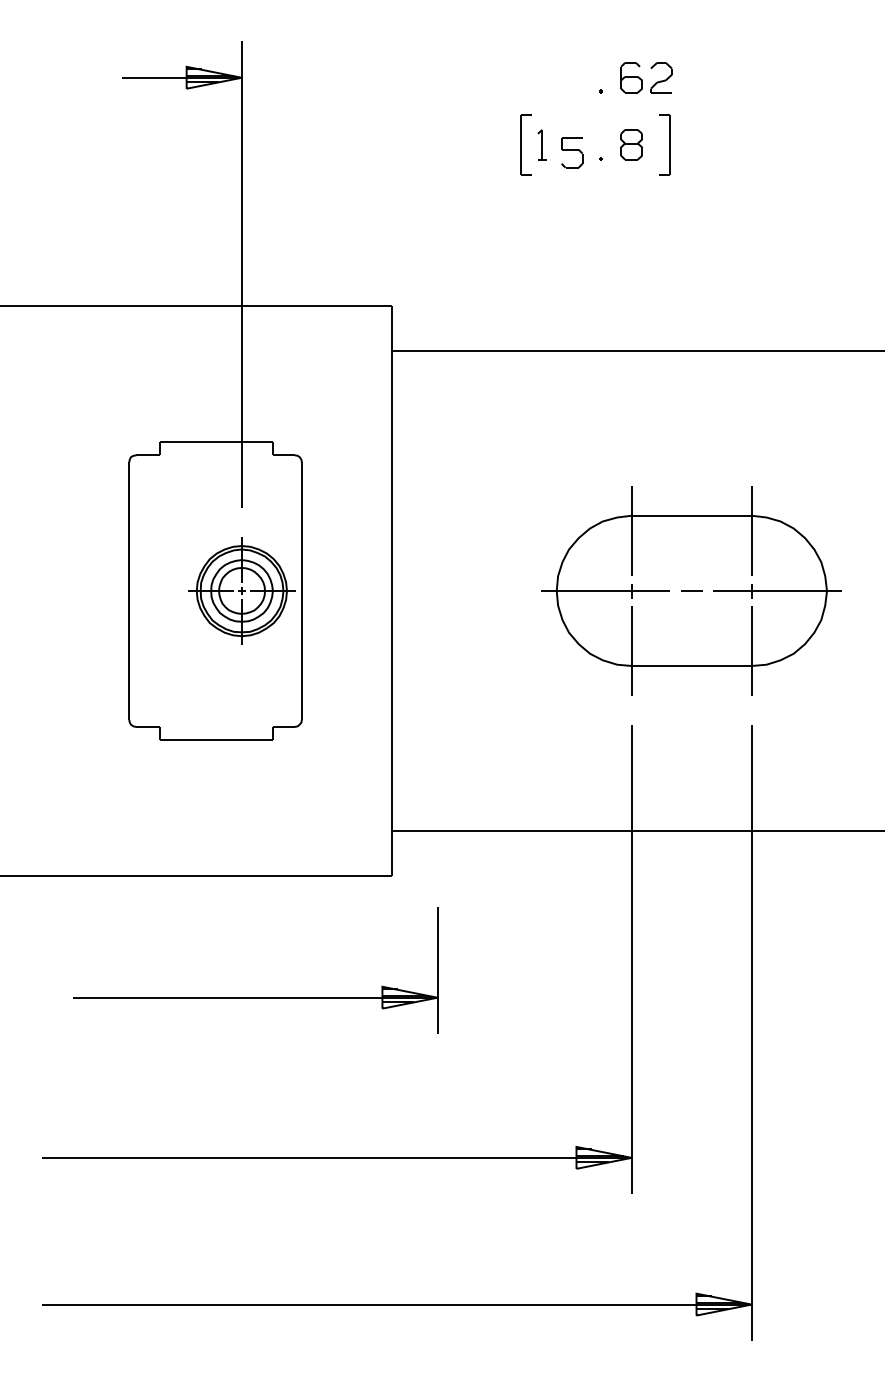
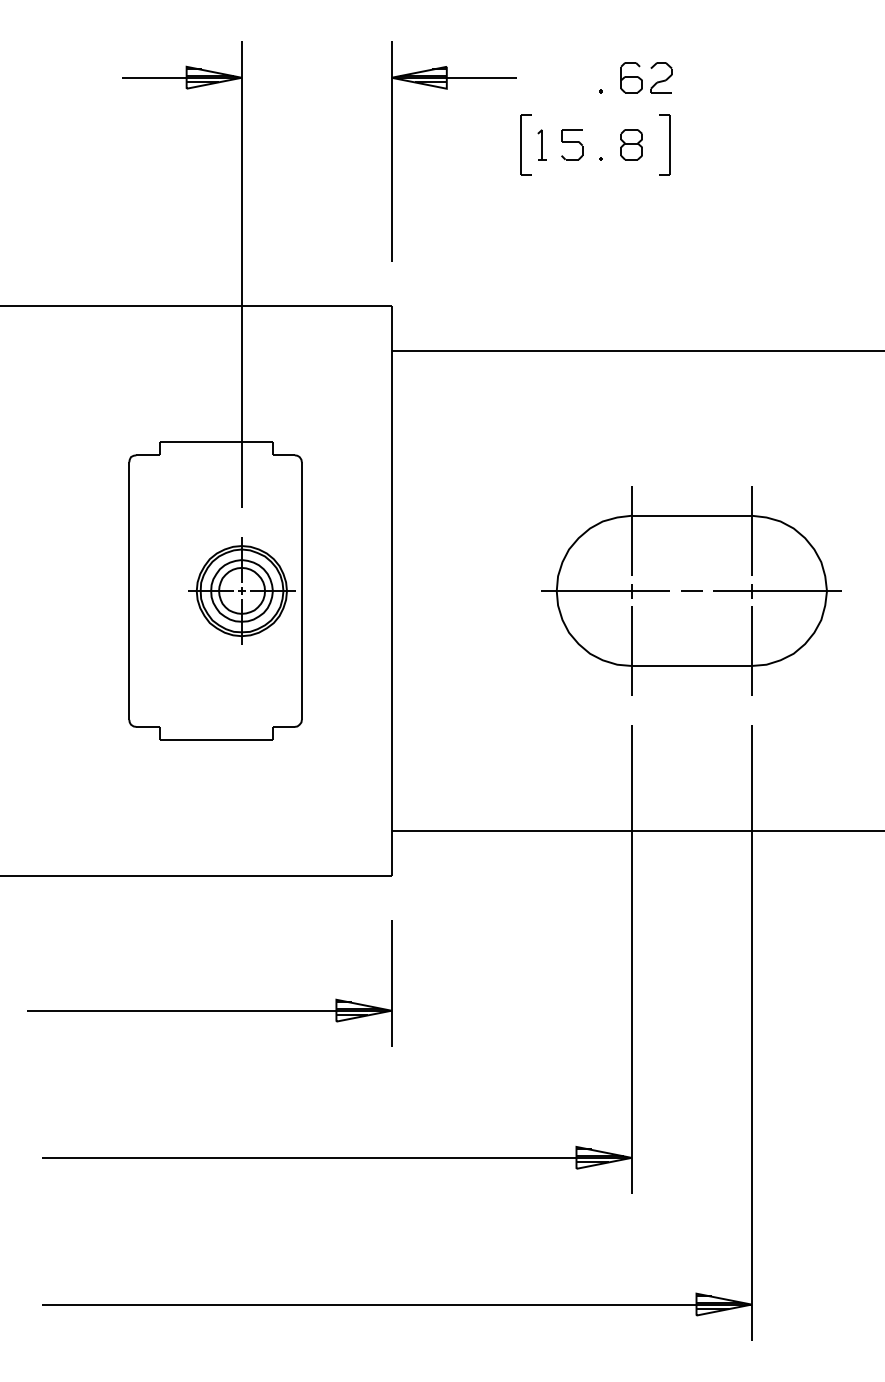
part: none -> present (392, 151)
part position: (572, 152) -> (572, 144) (572, 144)
part position: (255, 997) -> (209, 1010) (209, 1010)
